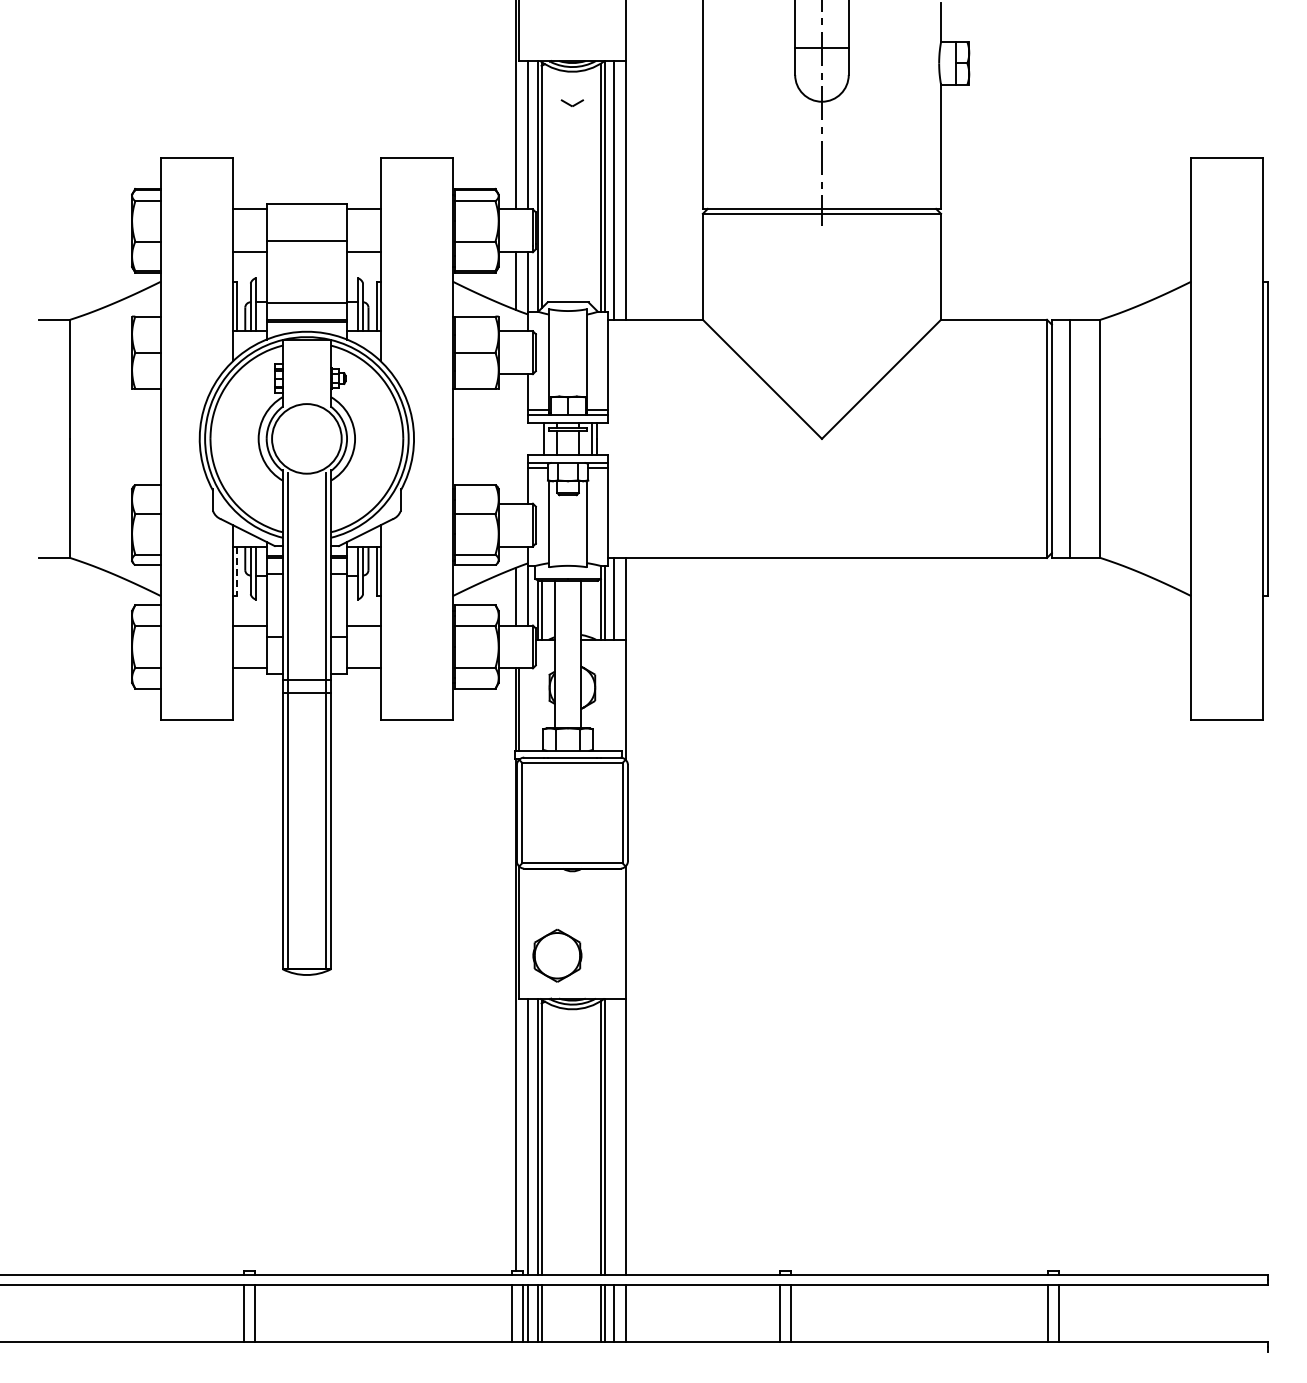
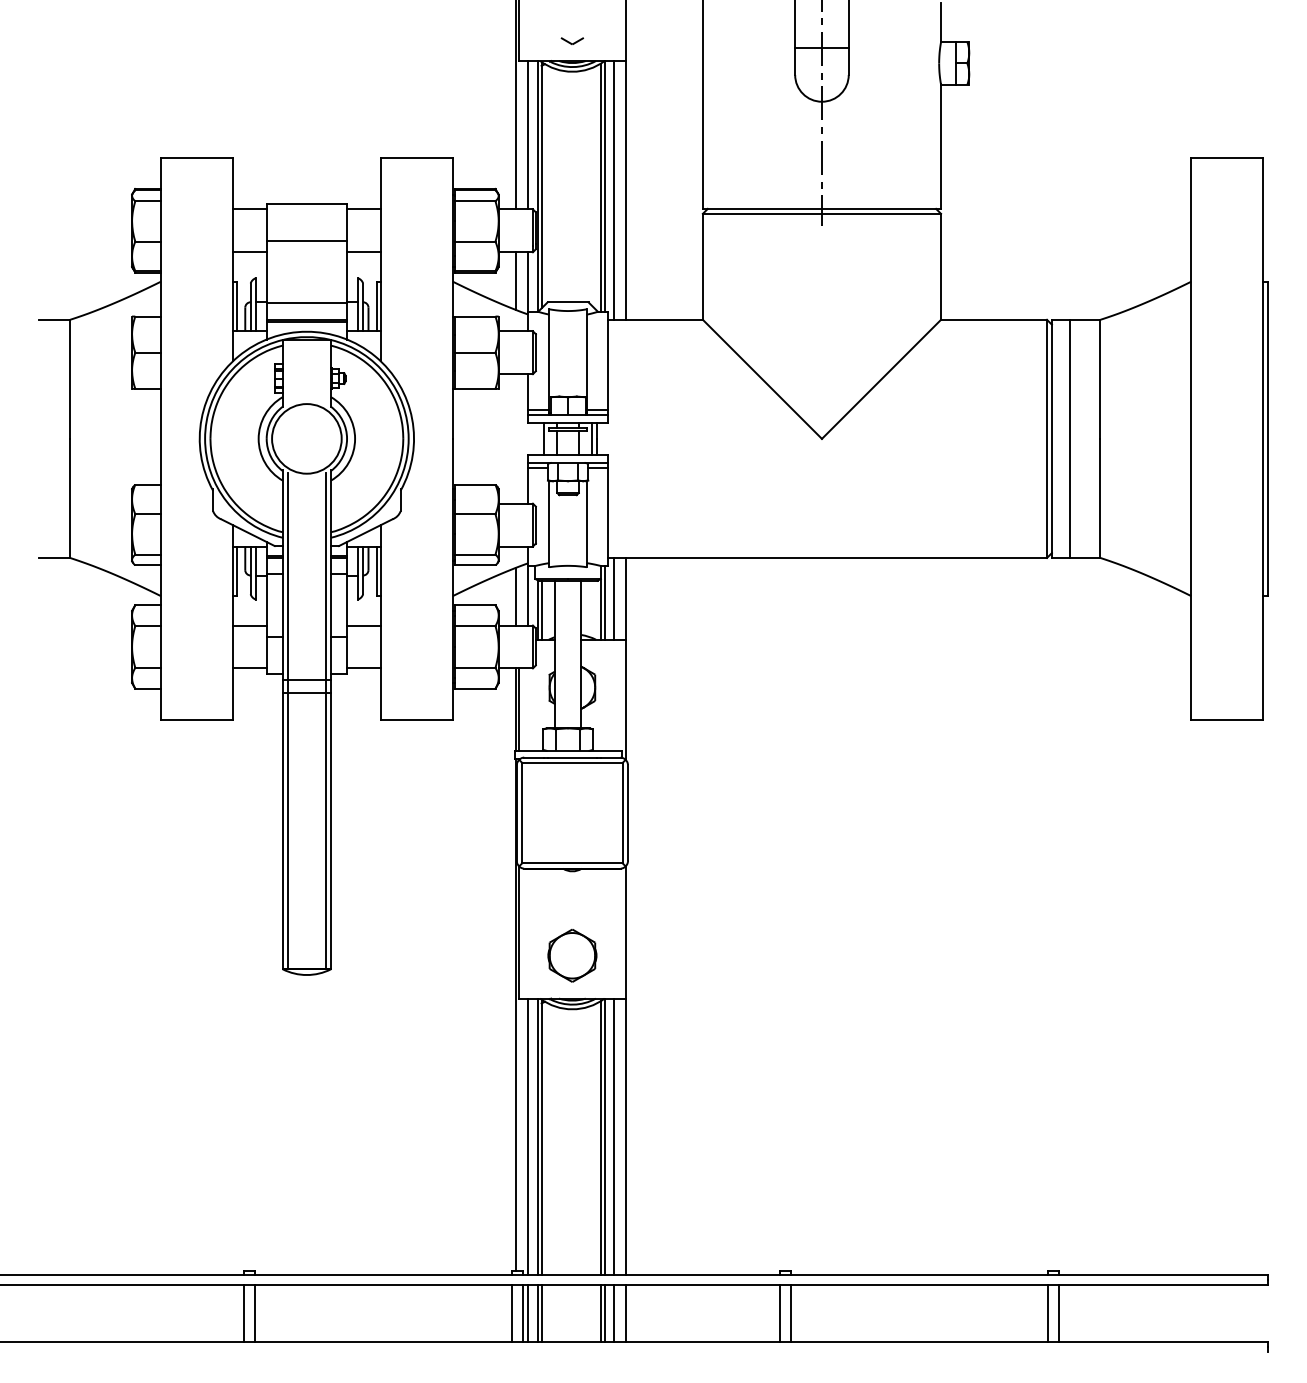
part position: (571, 102) -> (571, 40) (571, 40)
line: dashed -> solid (237, 571)
part position: (557, 955) -> (572, 955) (572, 955)
line: none -> present (613, 1136)
